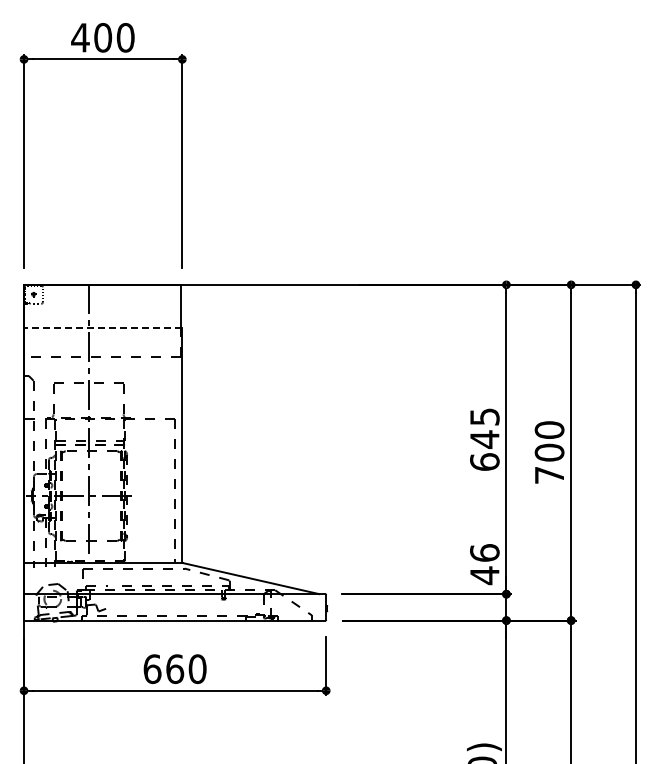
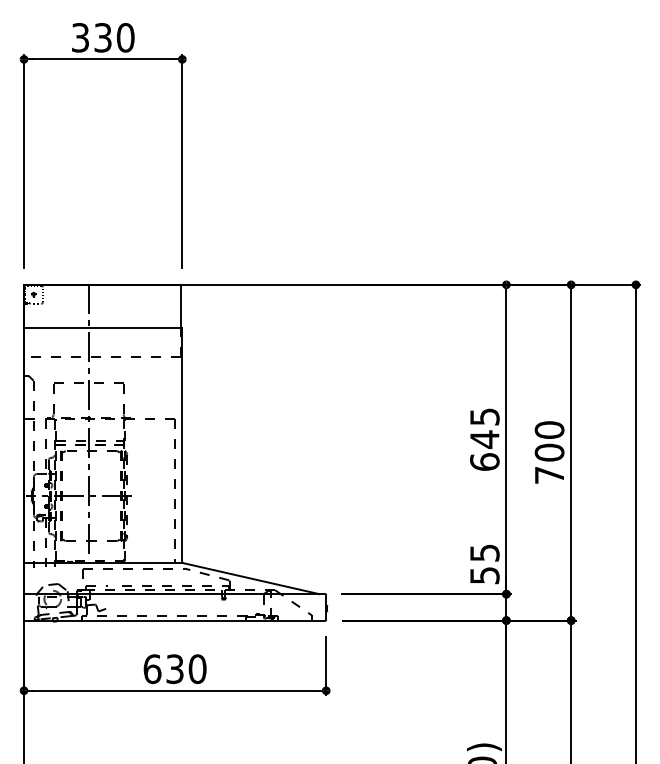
text: 400 -> 330 (91, 37)
line: dashed -> solid (102, 328)
text: 46 -> 55 (484, 564)
text: 660 -> 630 (175, 669)
